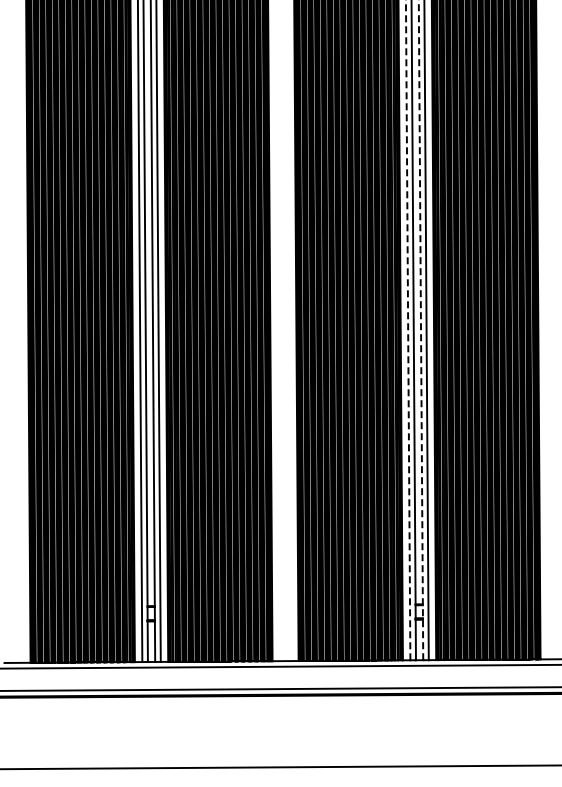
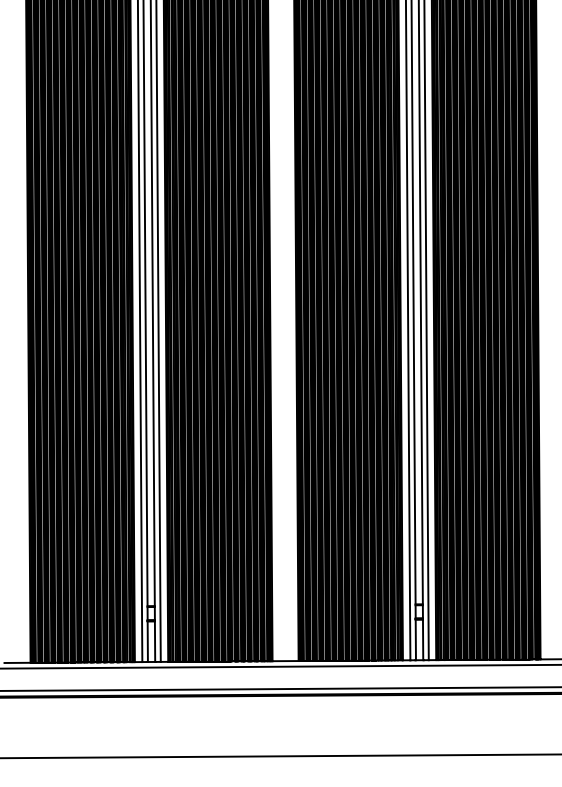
line: dashed -> solid (408, 330)
line: dashed -> solid (421, 330)
line position: (280, 767) -> (280, 756) (280, 756)
